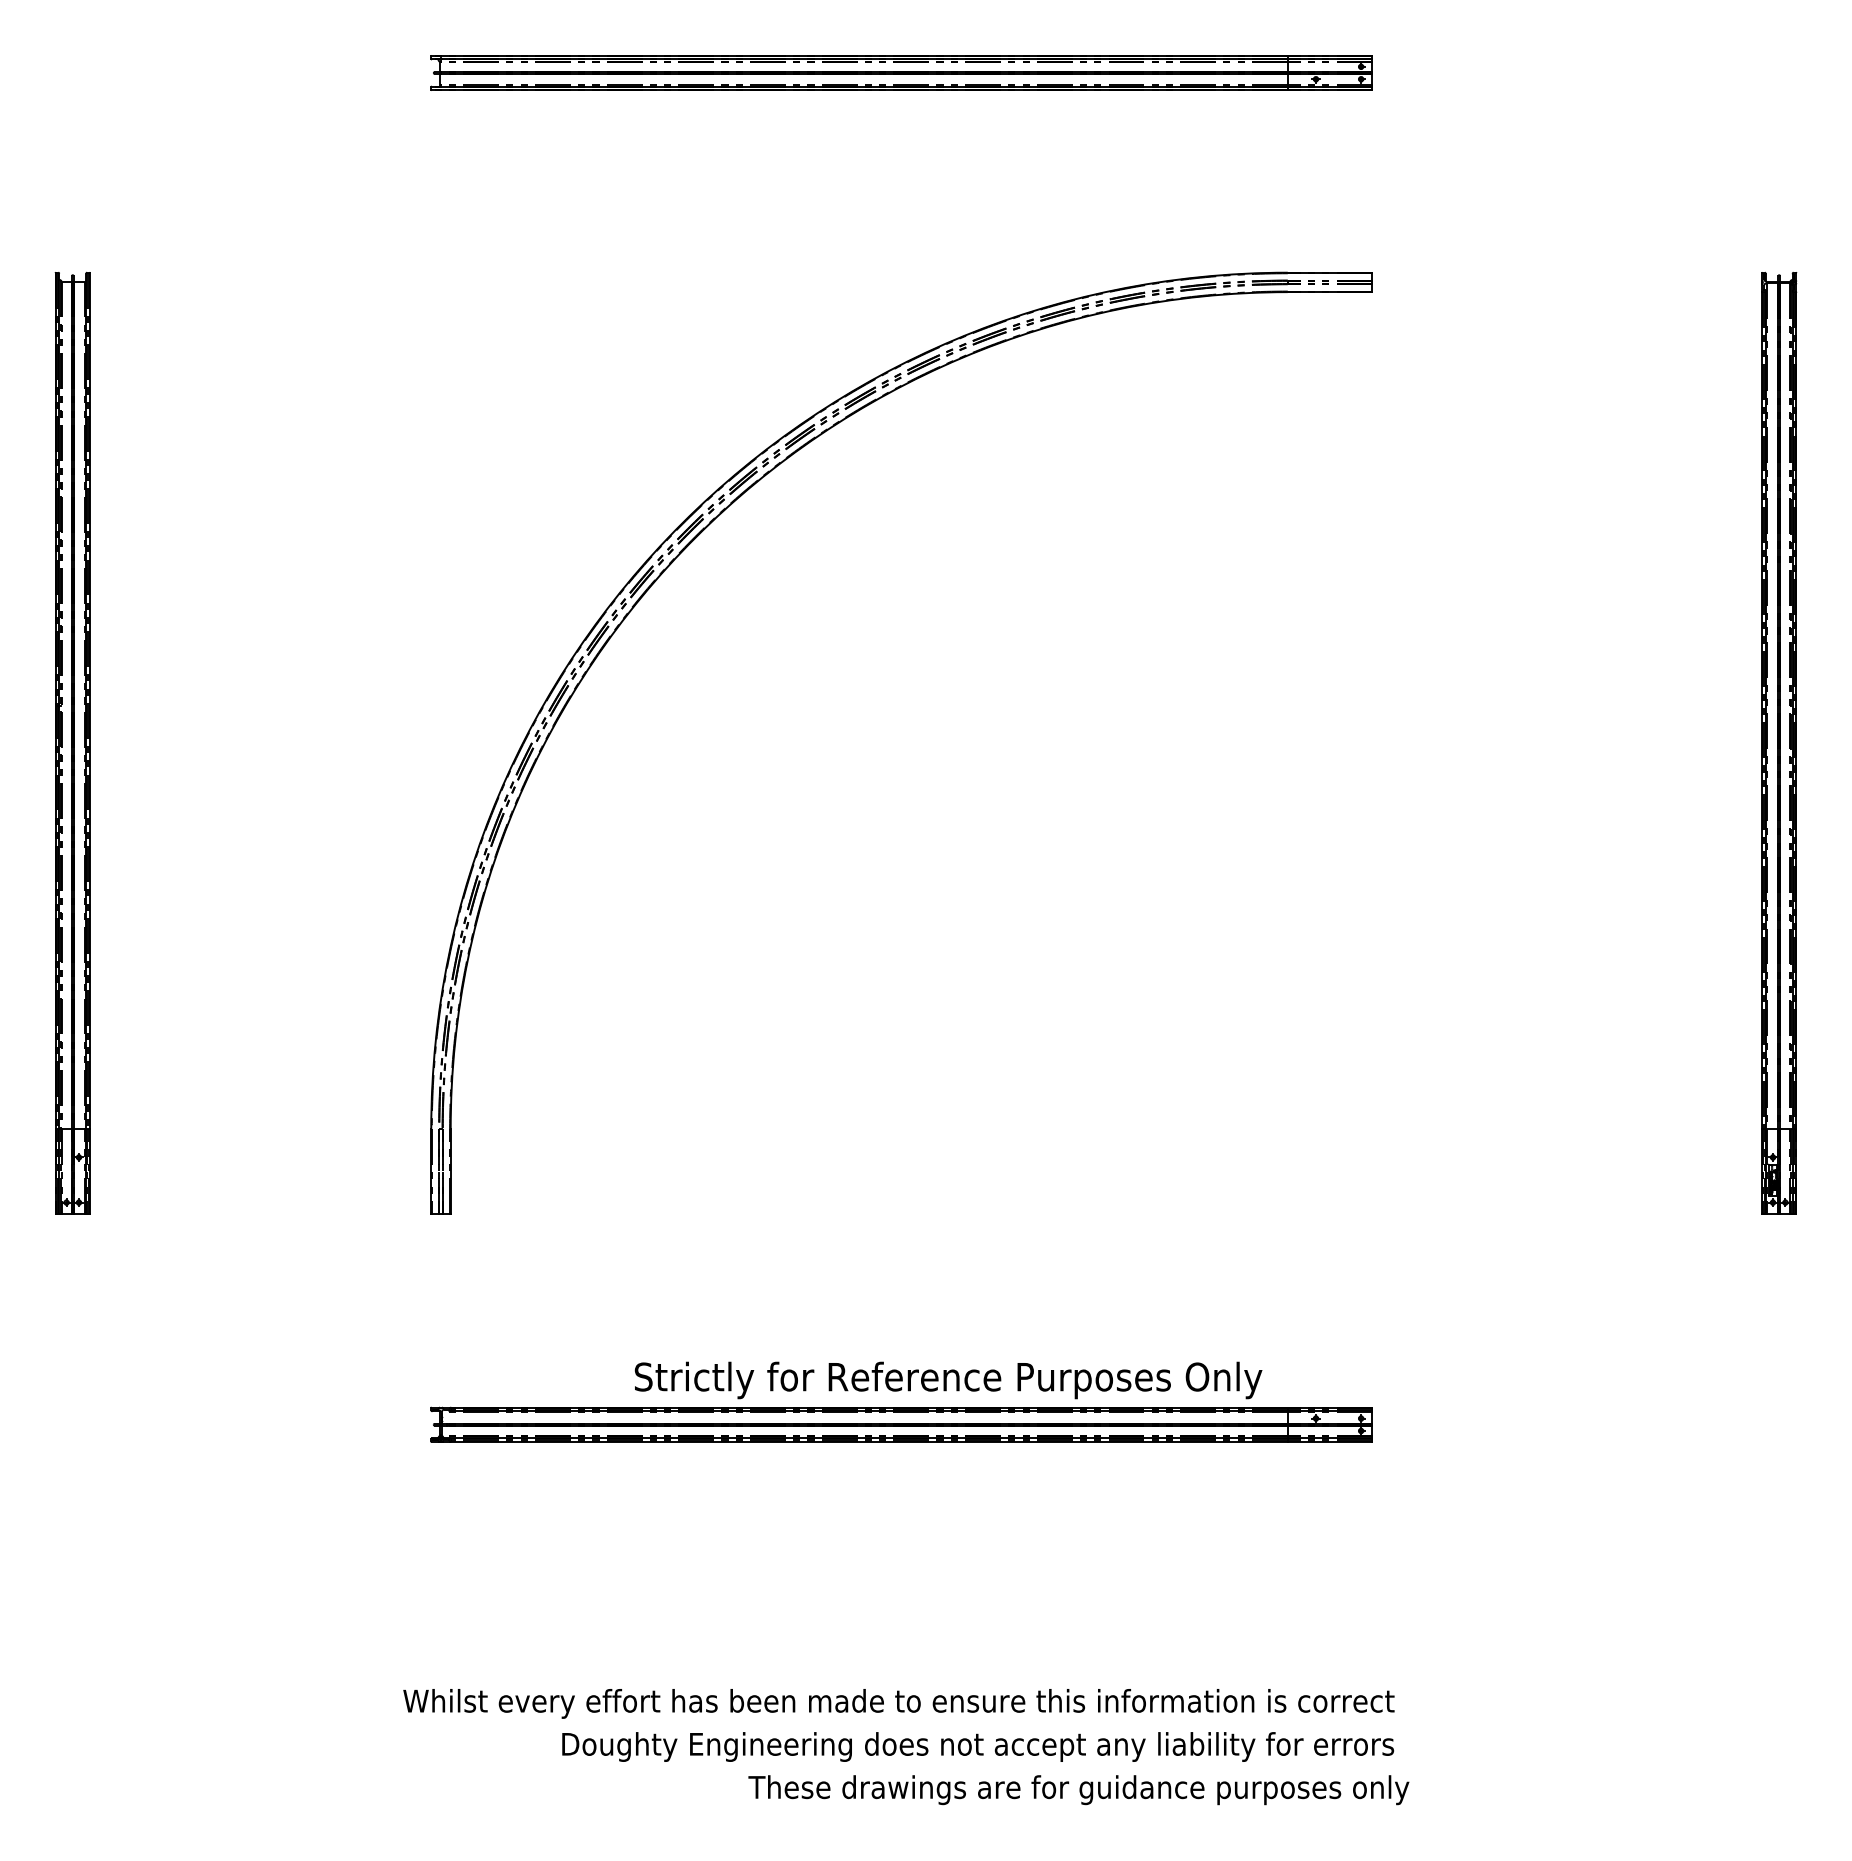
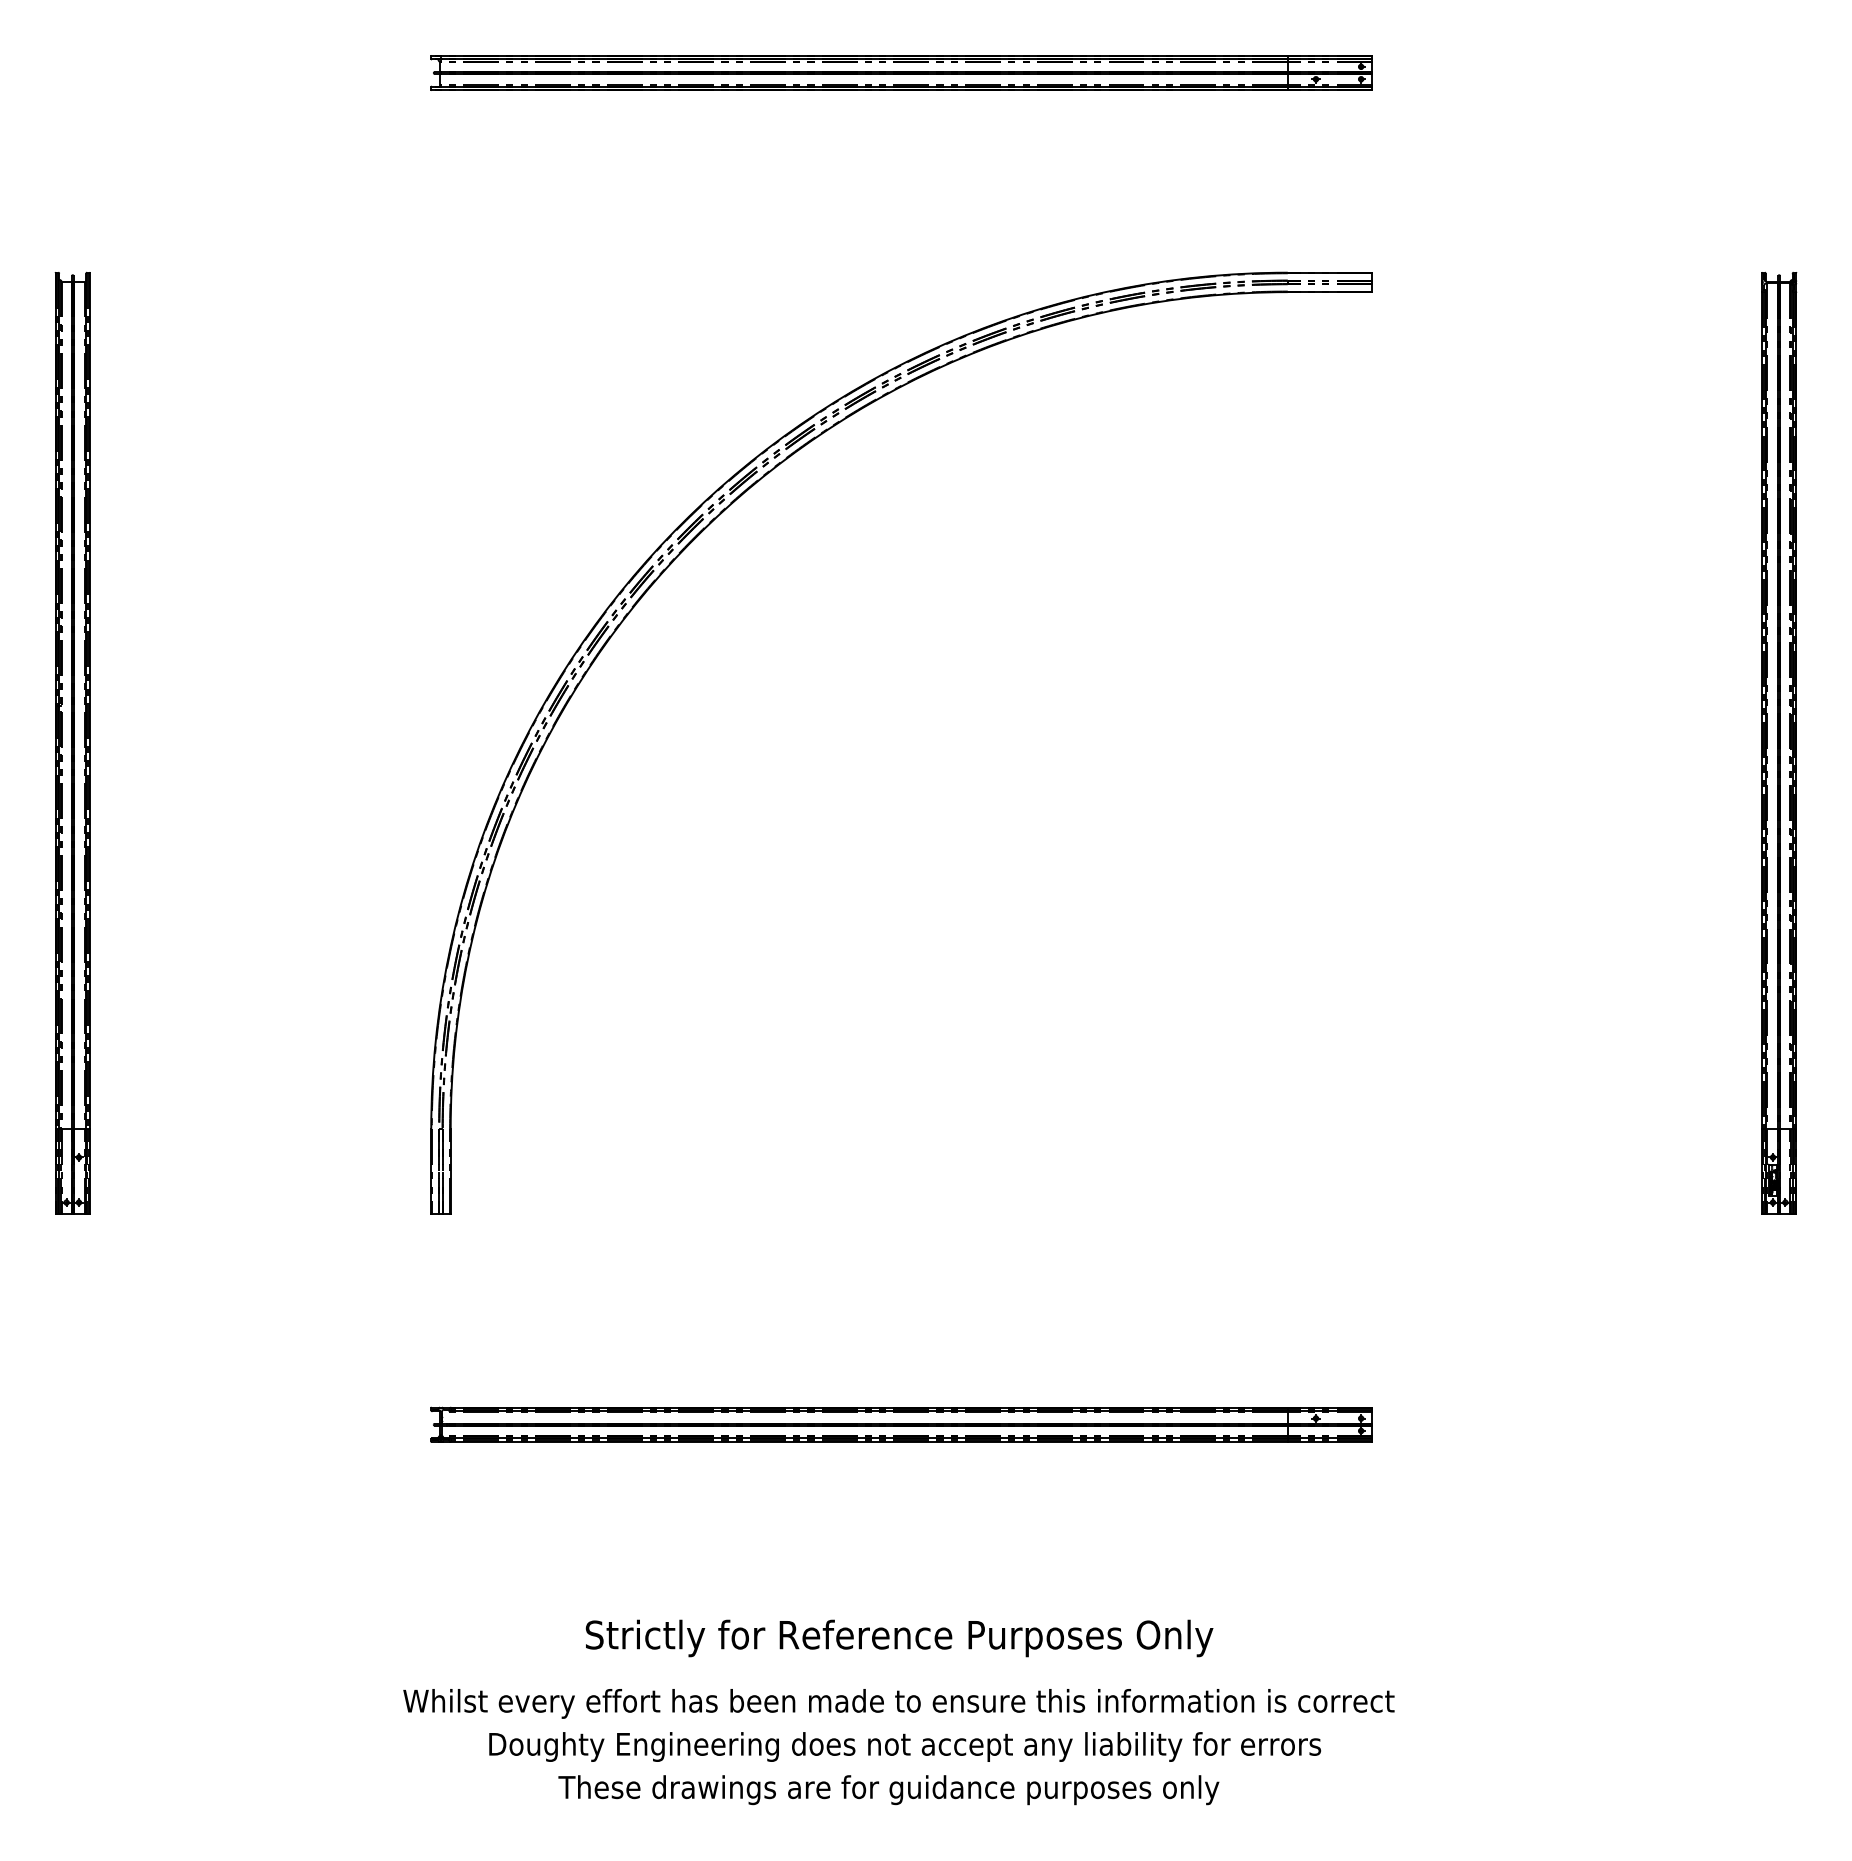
text position: (948, 1380) -> (899, 1638) (899, 1638)
text position: (978, 1746) -> (905, 1746) (905, 1746)
text position: (1078, 1790) -> (888, 1790) (888, 1790)
